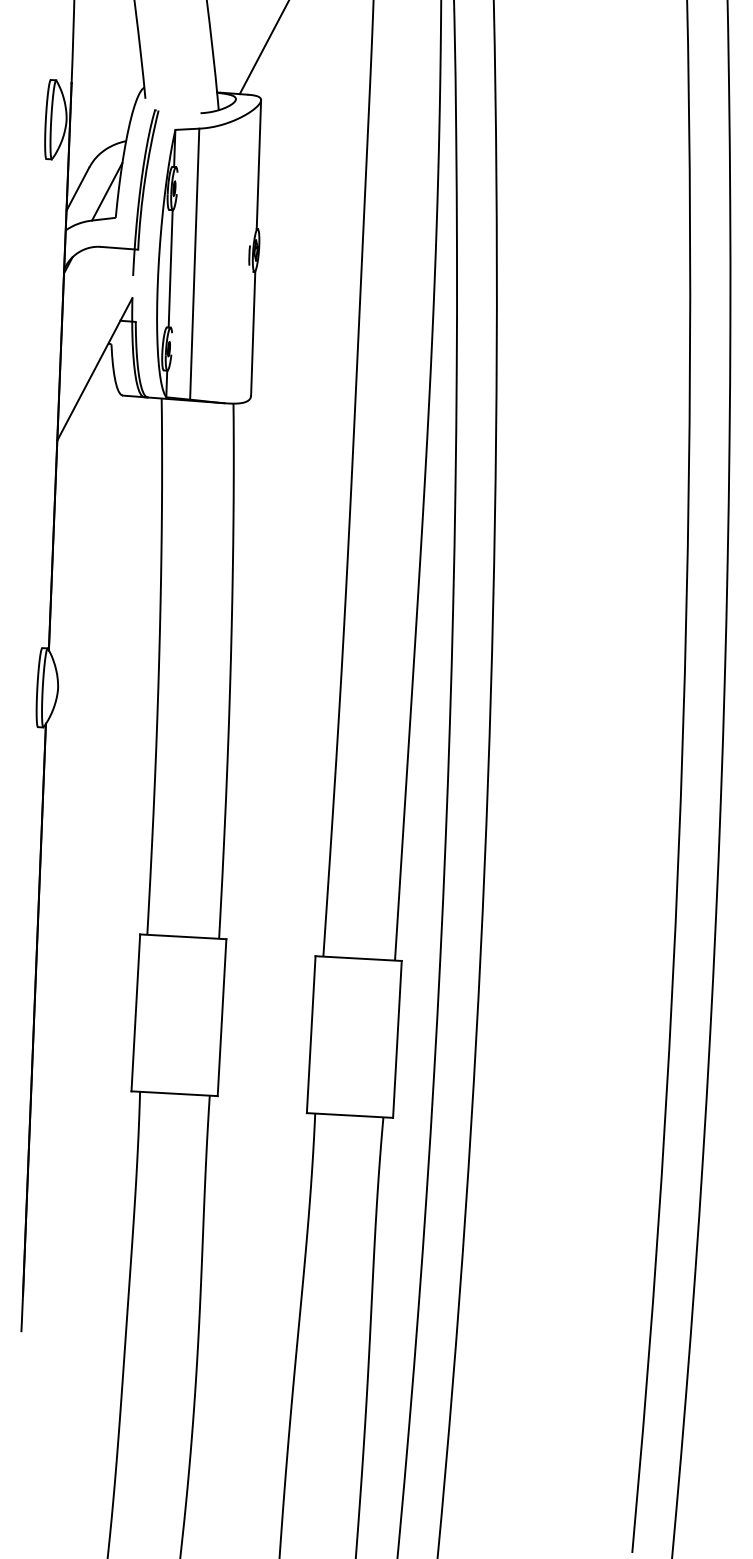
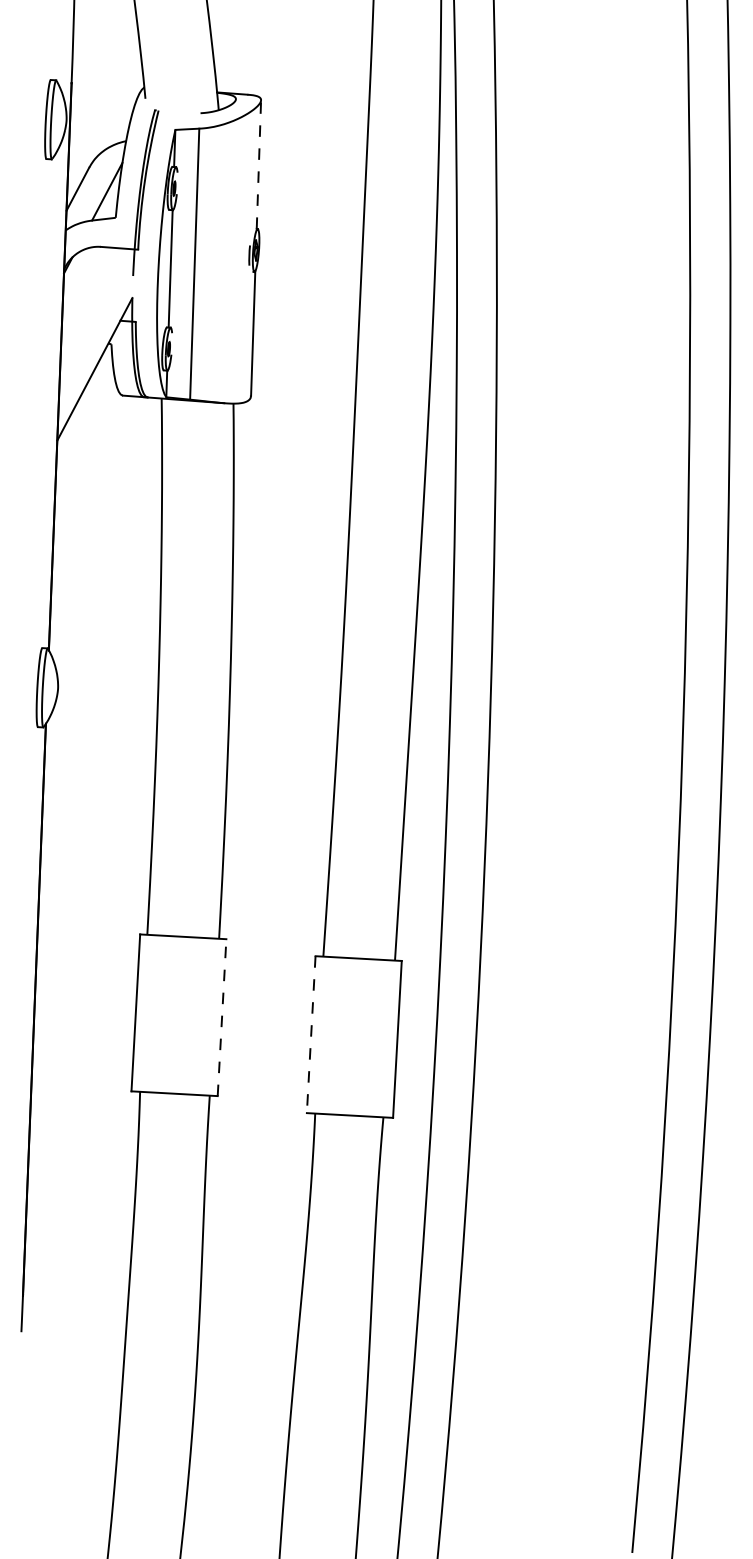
line: present -> none (263, 48)
line: solid -> dashed (258, 163)
line: solid -> dashed (222, 1017)
line: solid -> dashed (311, 1034)
